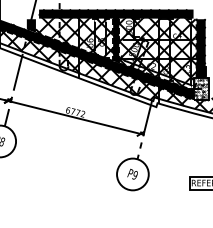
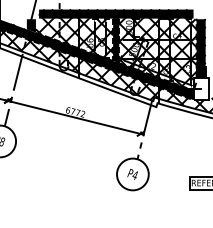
hatch: present -> none (200, 88)
text: P9 -> P4 (134, 175)
